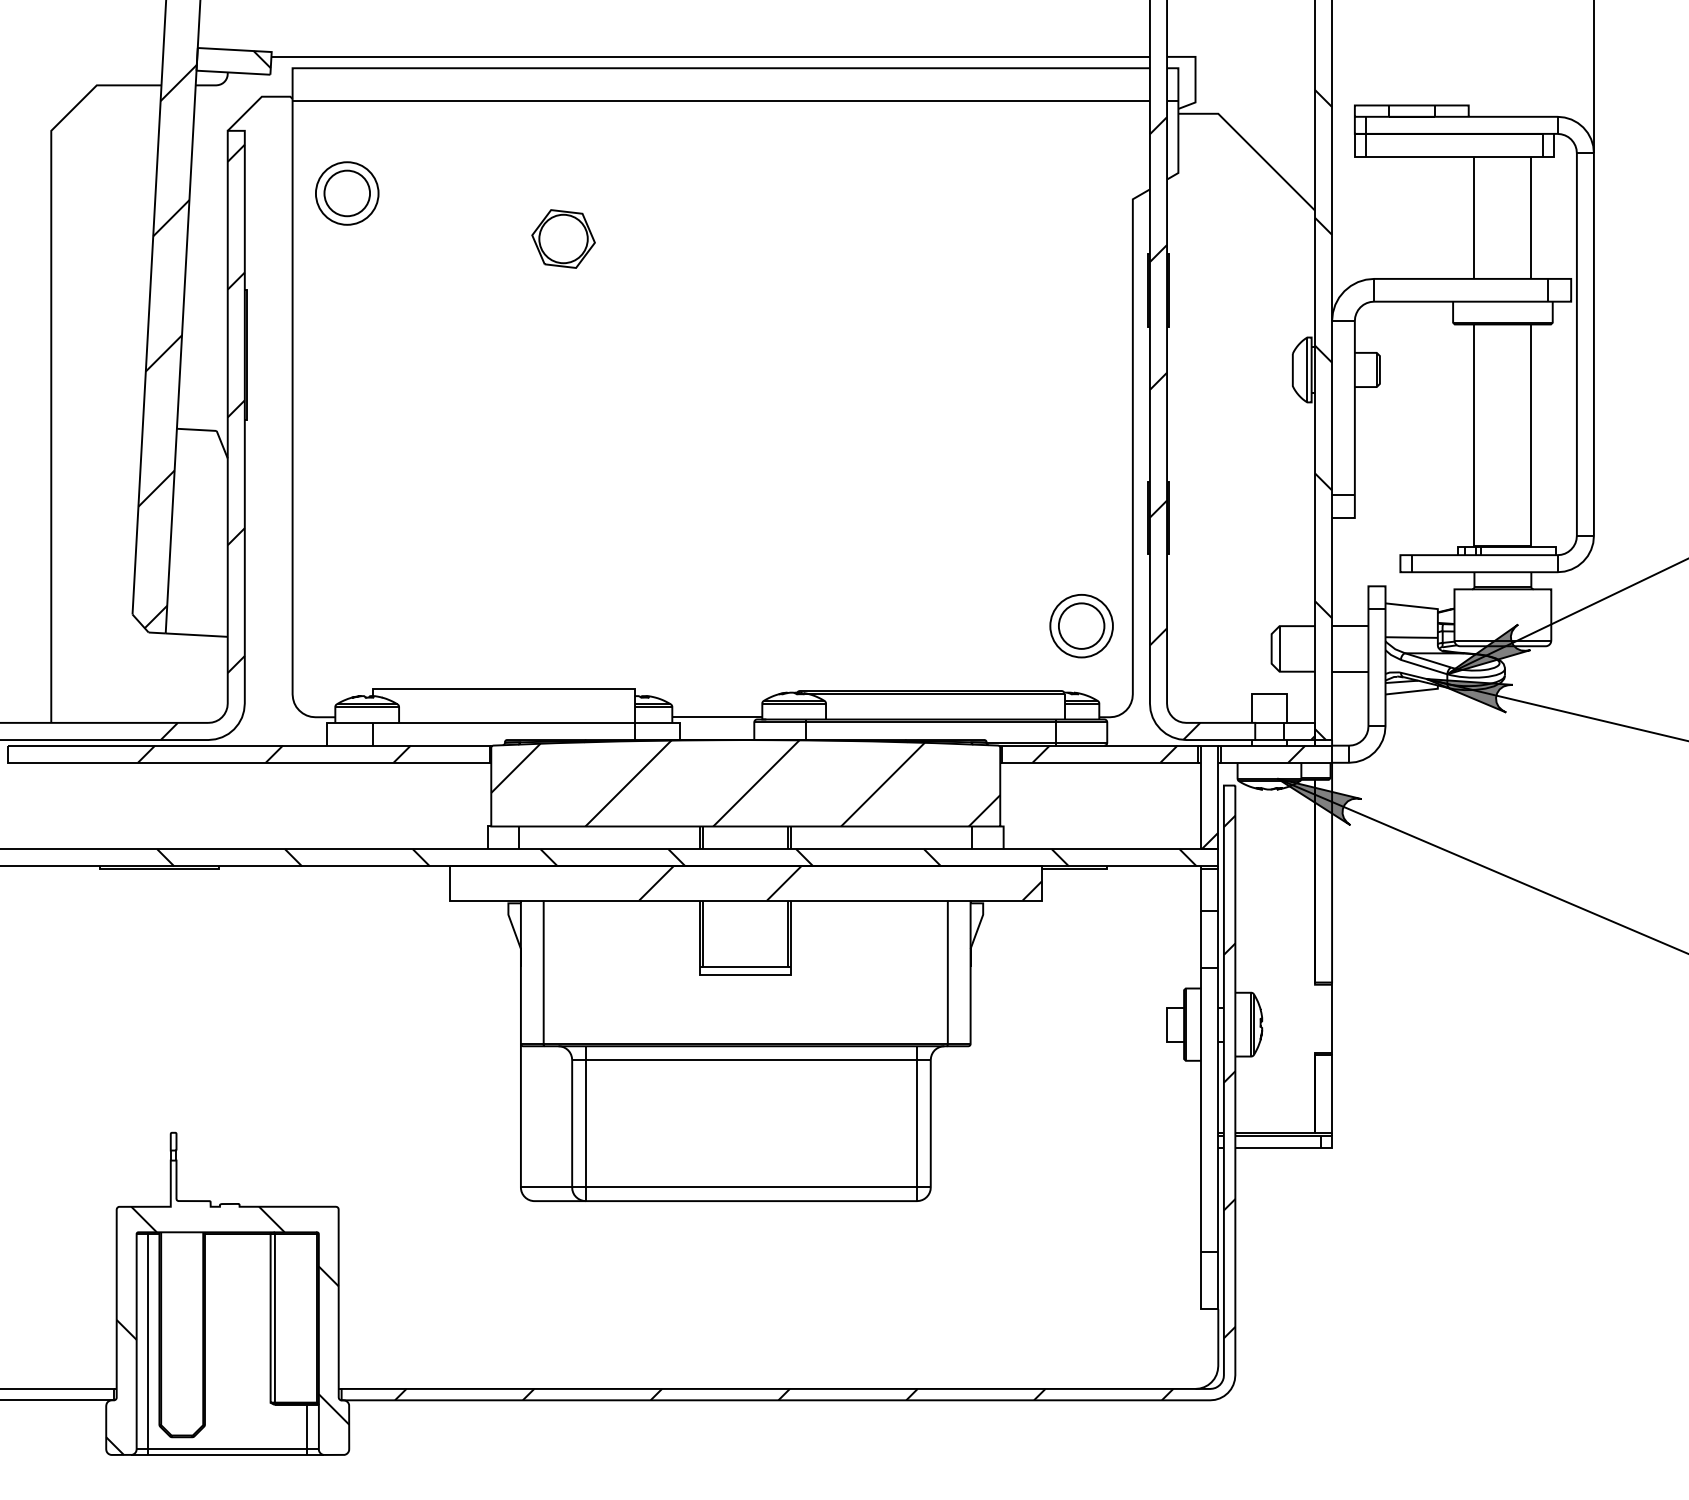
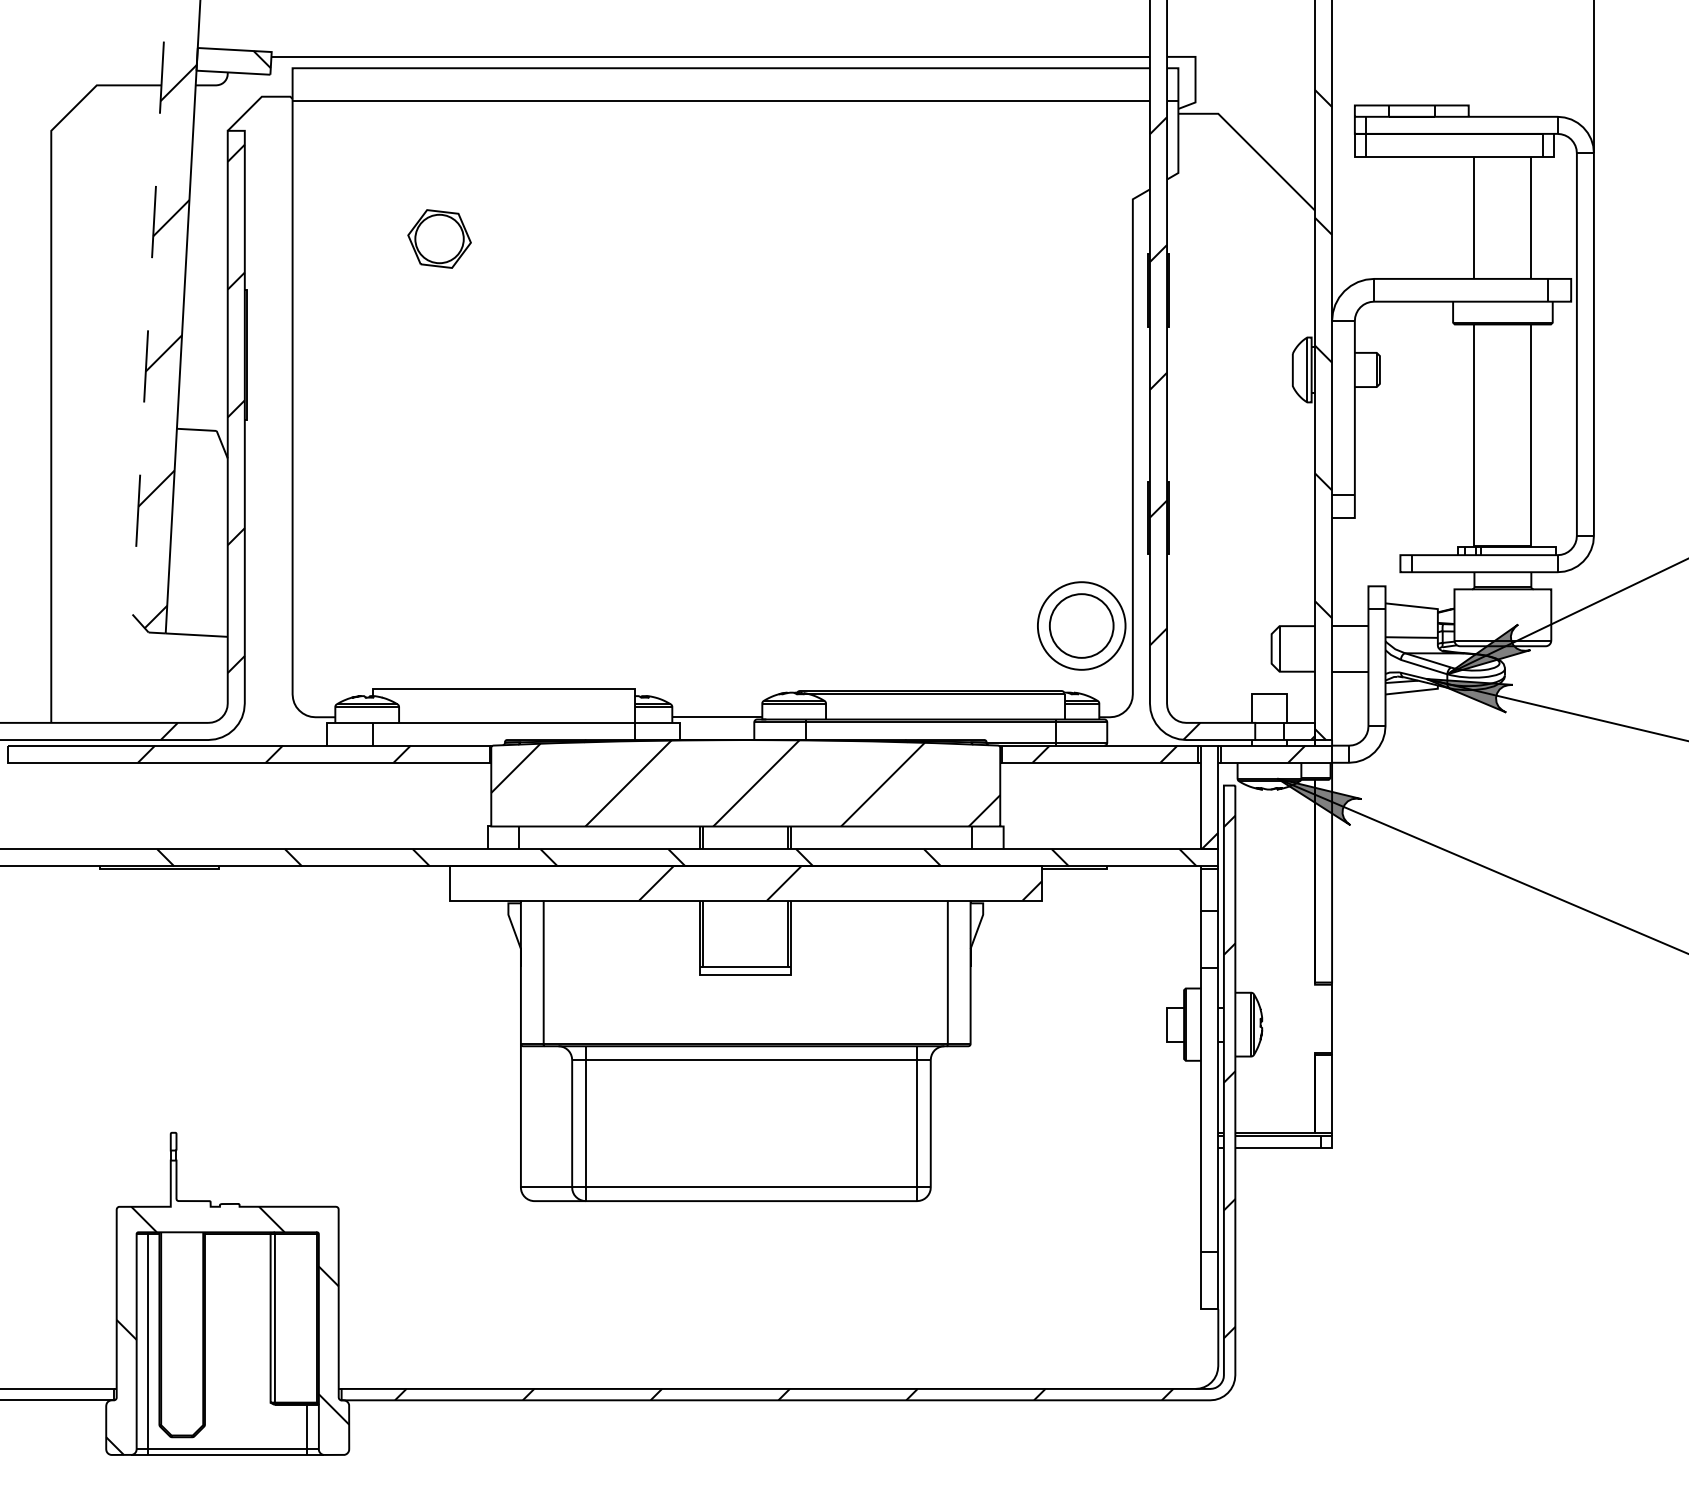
part: present -> none (347, 193)
part position: (563, 238) -> (439, 238) (439, 238)
line: solid -> dashed (149, 308)
part size: 65x65 px -> 90x90 px (1081, 625)
